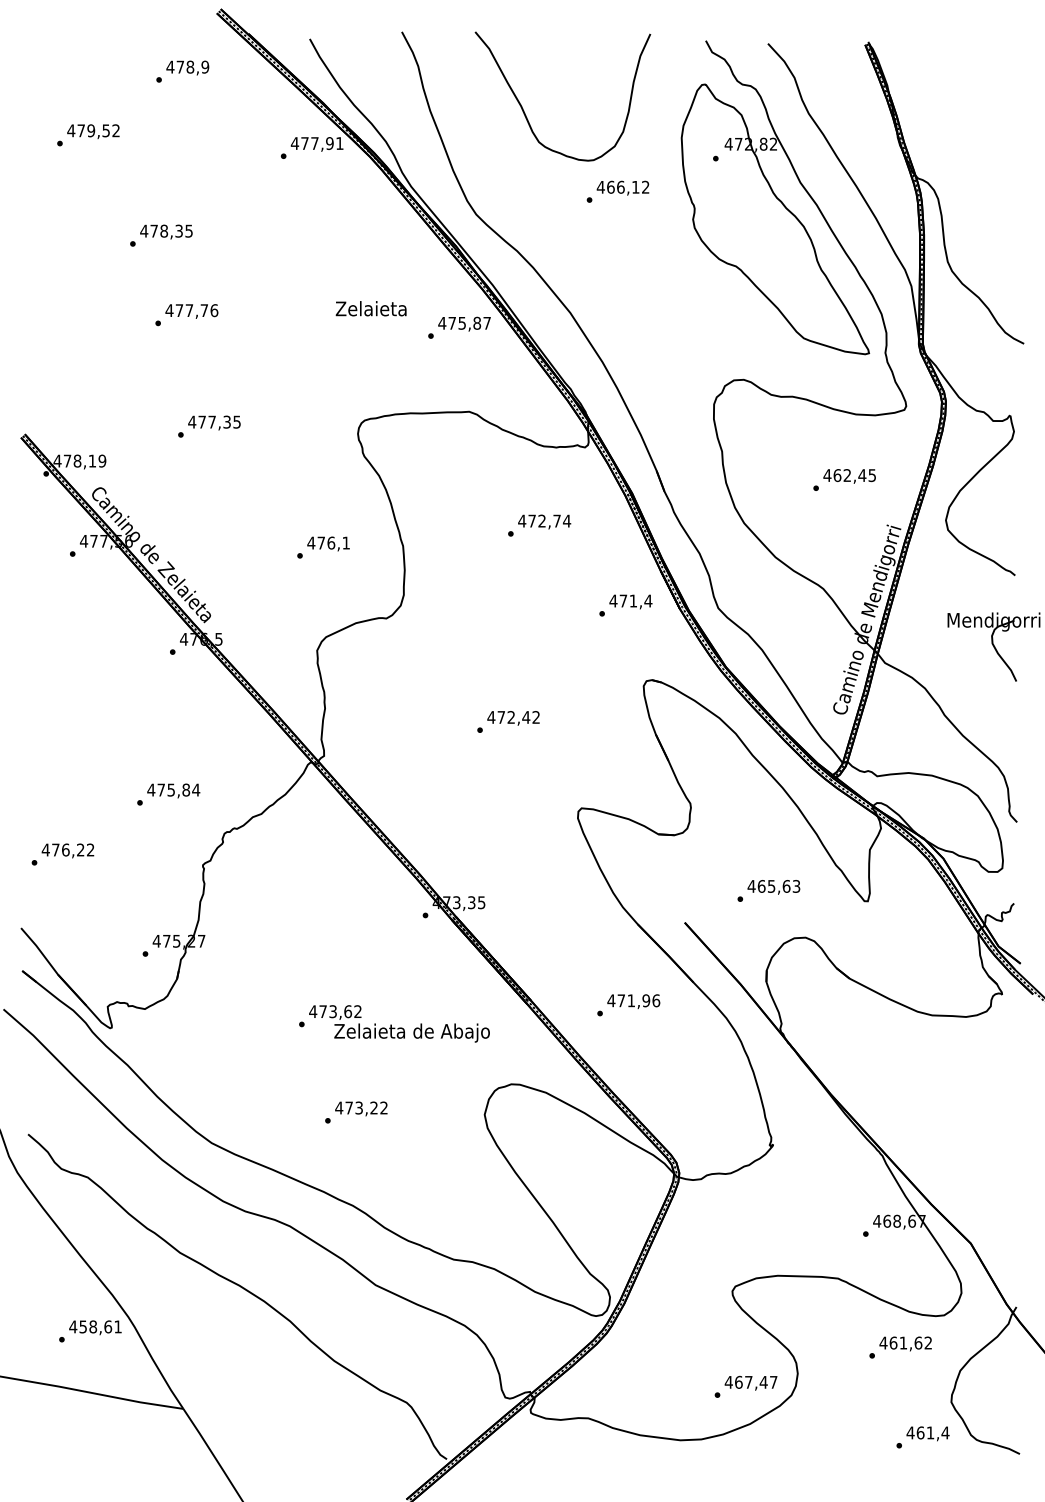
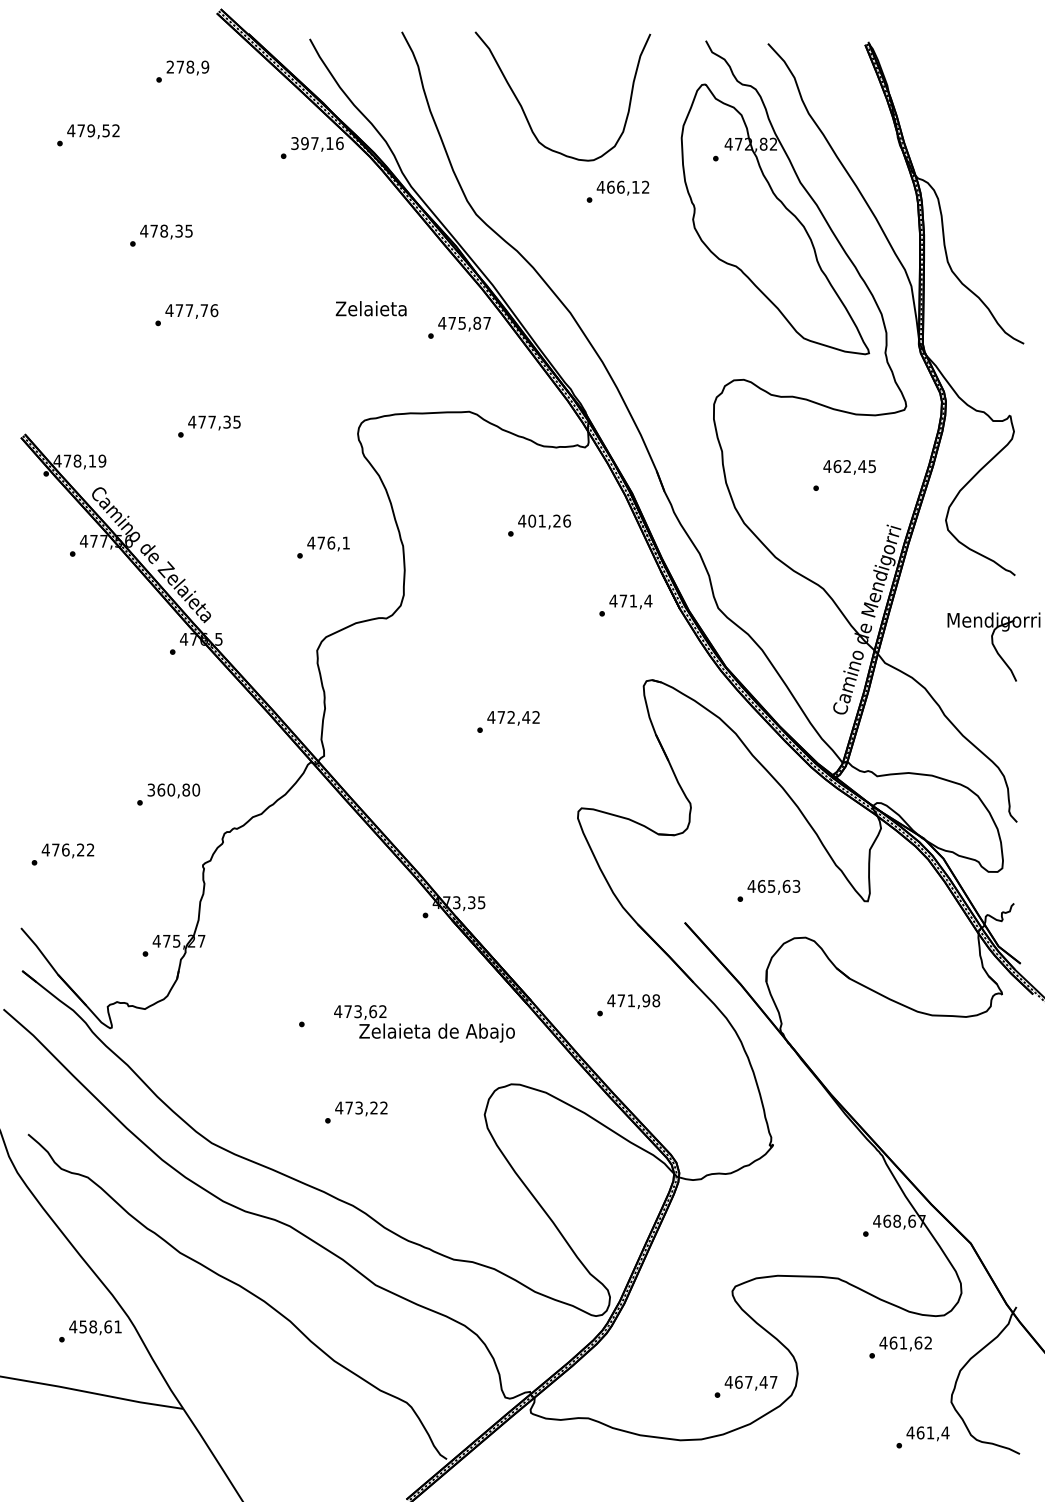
text: 478,9 -> 278,9 (170, 66)
text: 477,91 -> 397,16 (316, 143)
text position: (849, 476) -> (849, 467) (849, 467)
text: 472,74 -> 401,26 (549, 520)
text: 475,84 -> 360,80 (173, 789)
text: 471,96 -> 471,98 (656, 1000)
text position: (399, 1023) -> (424, 1023) (424, 1023)
